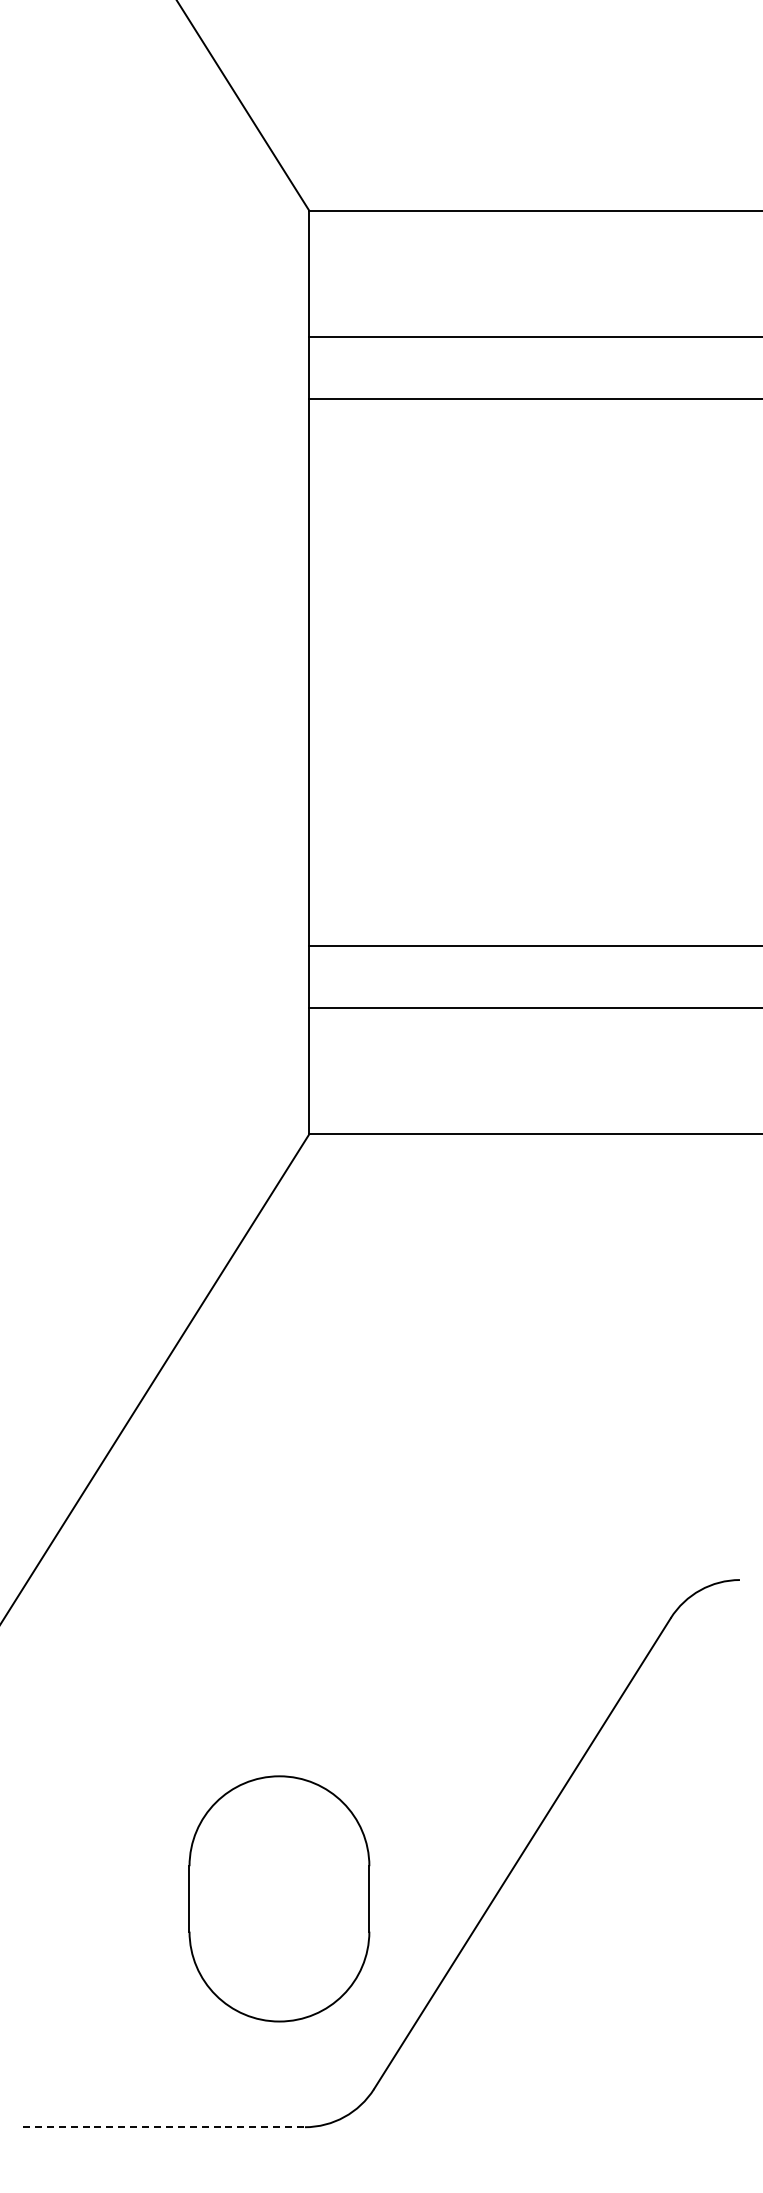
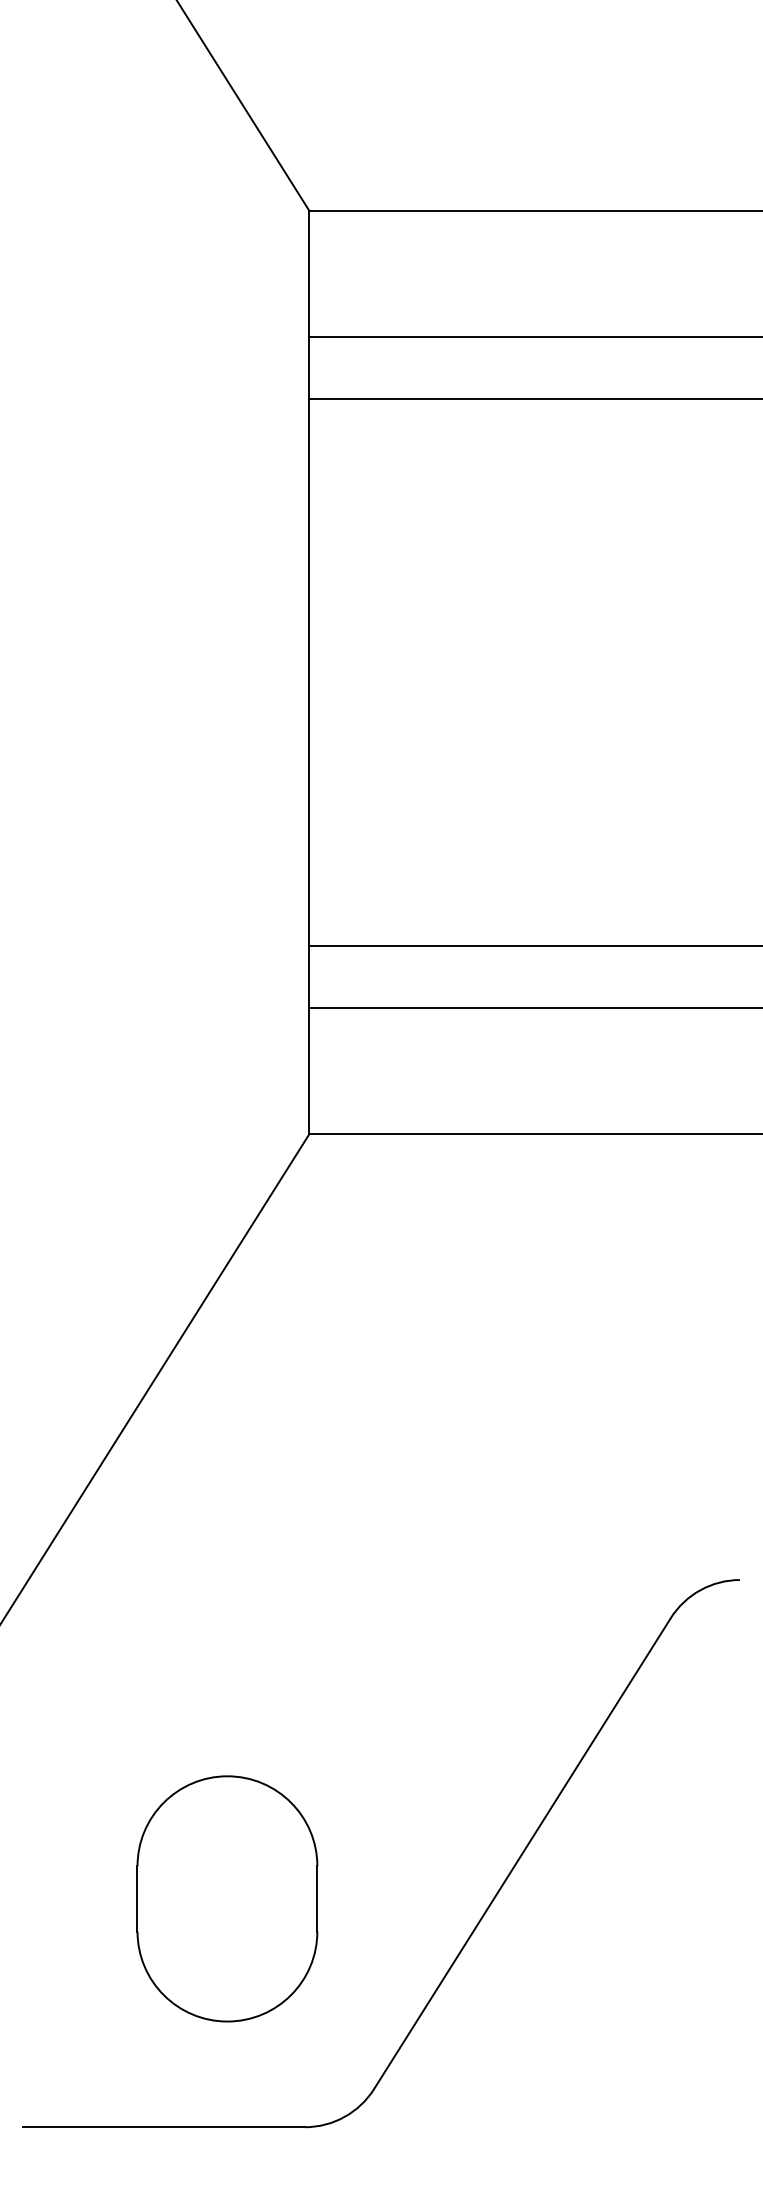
part position: (279, 1898) -> (227, 1898) (227, 1898)
line: dashed -> solid (164, 2127)
